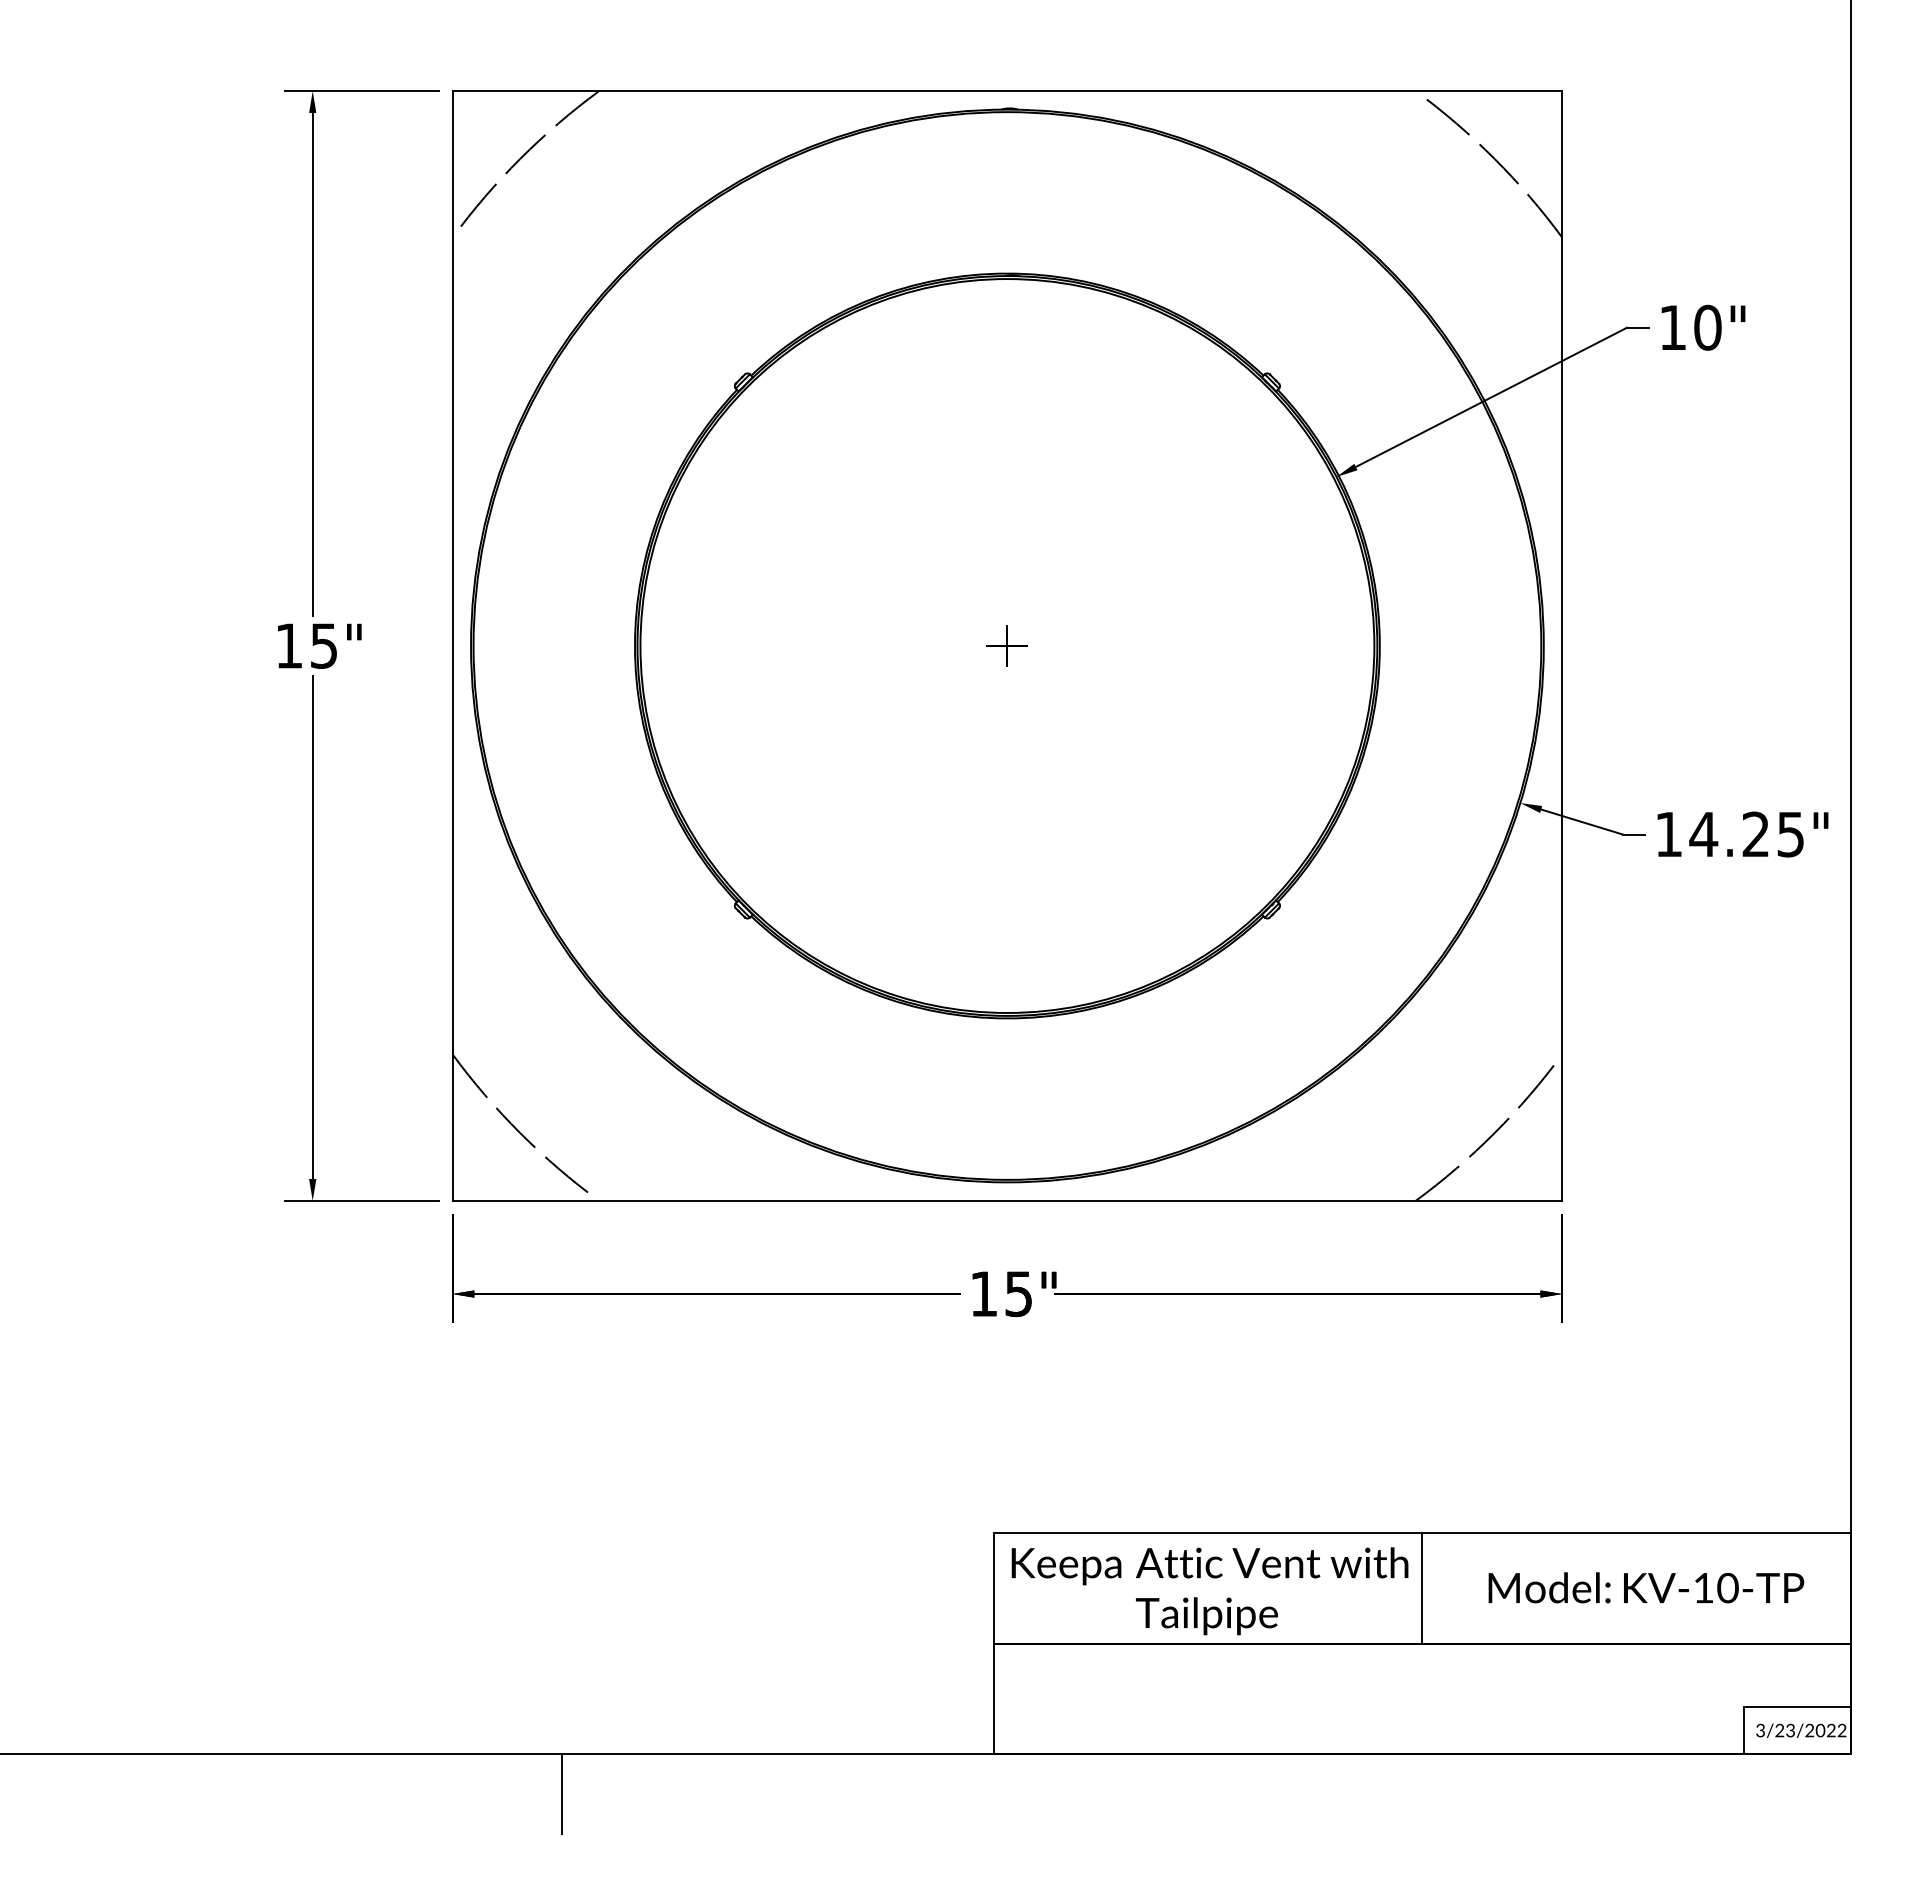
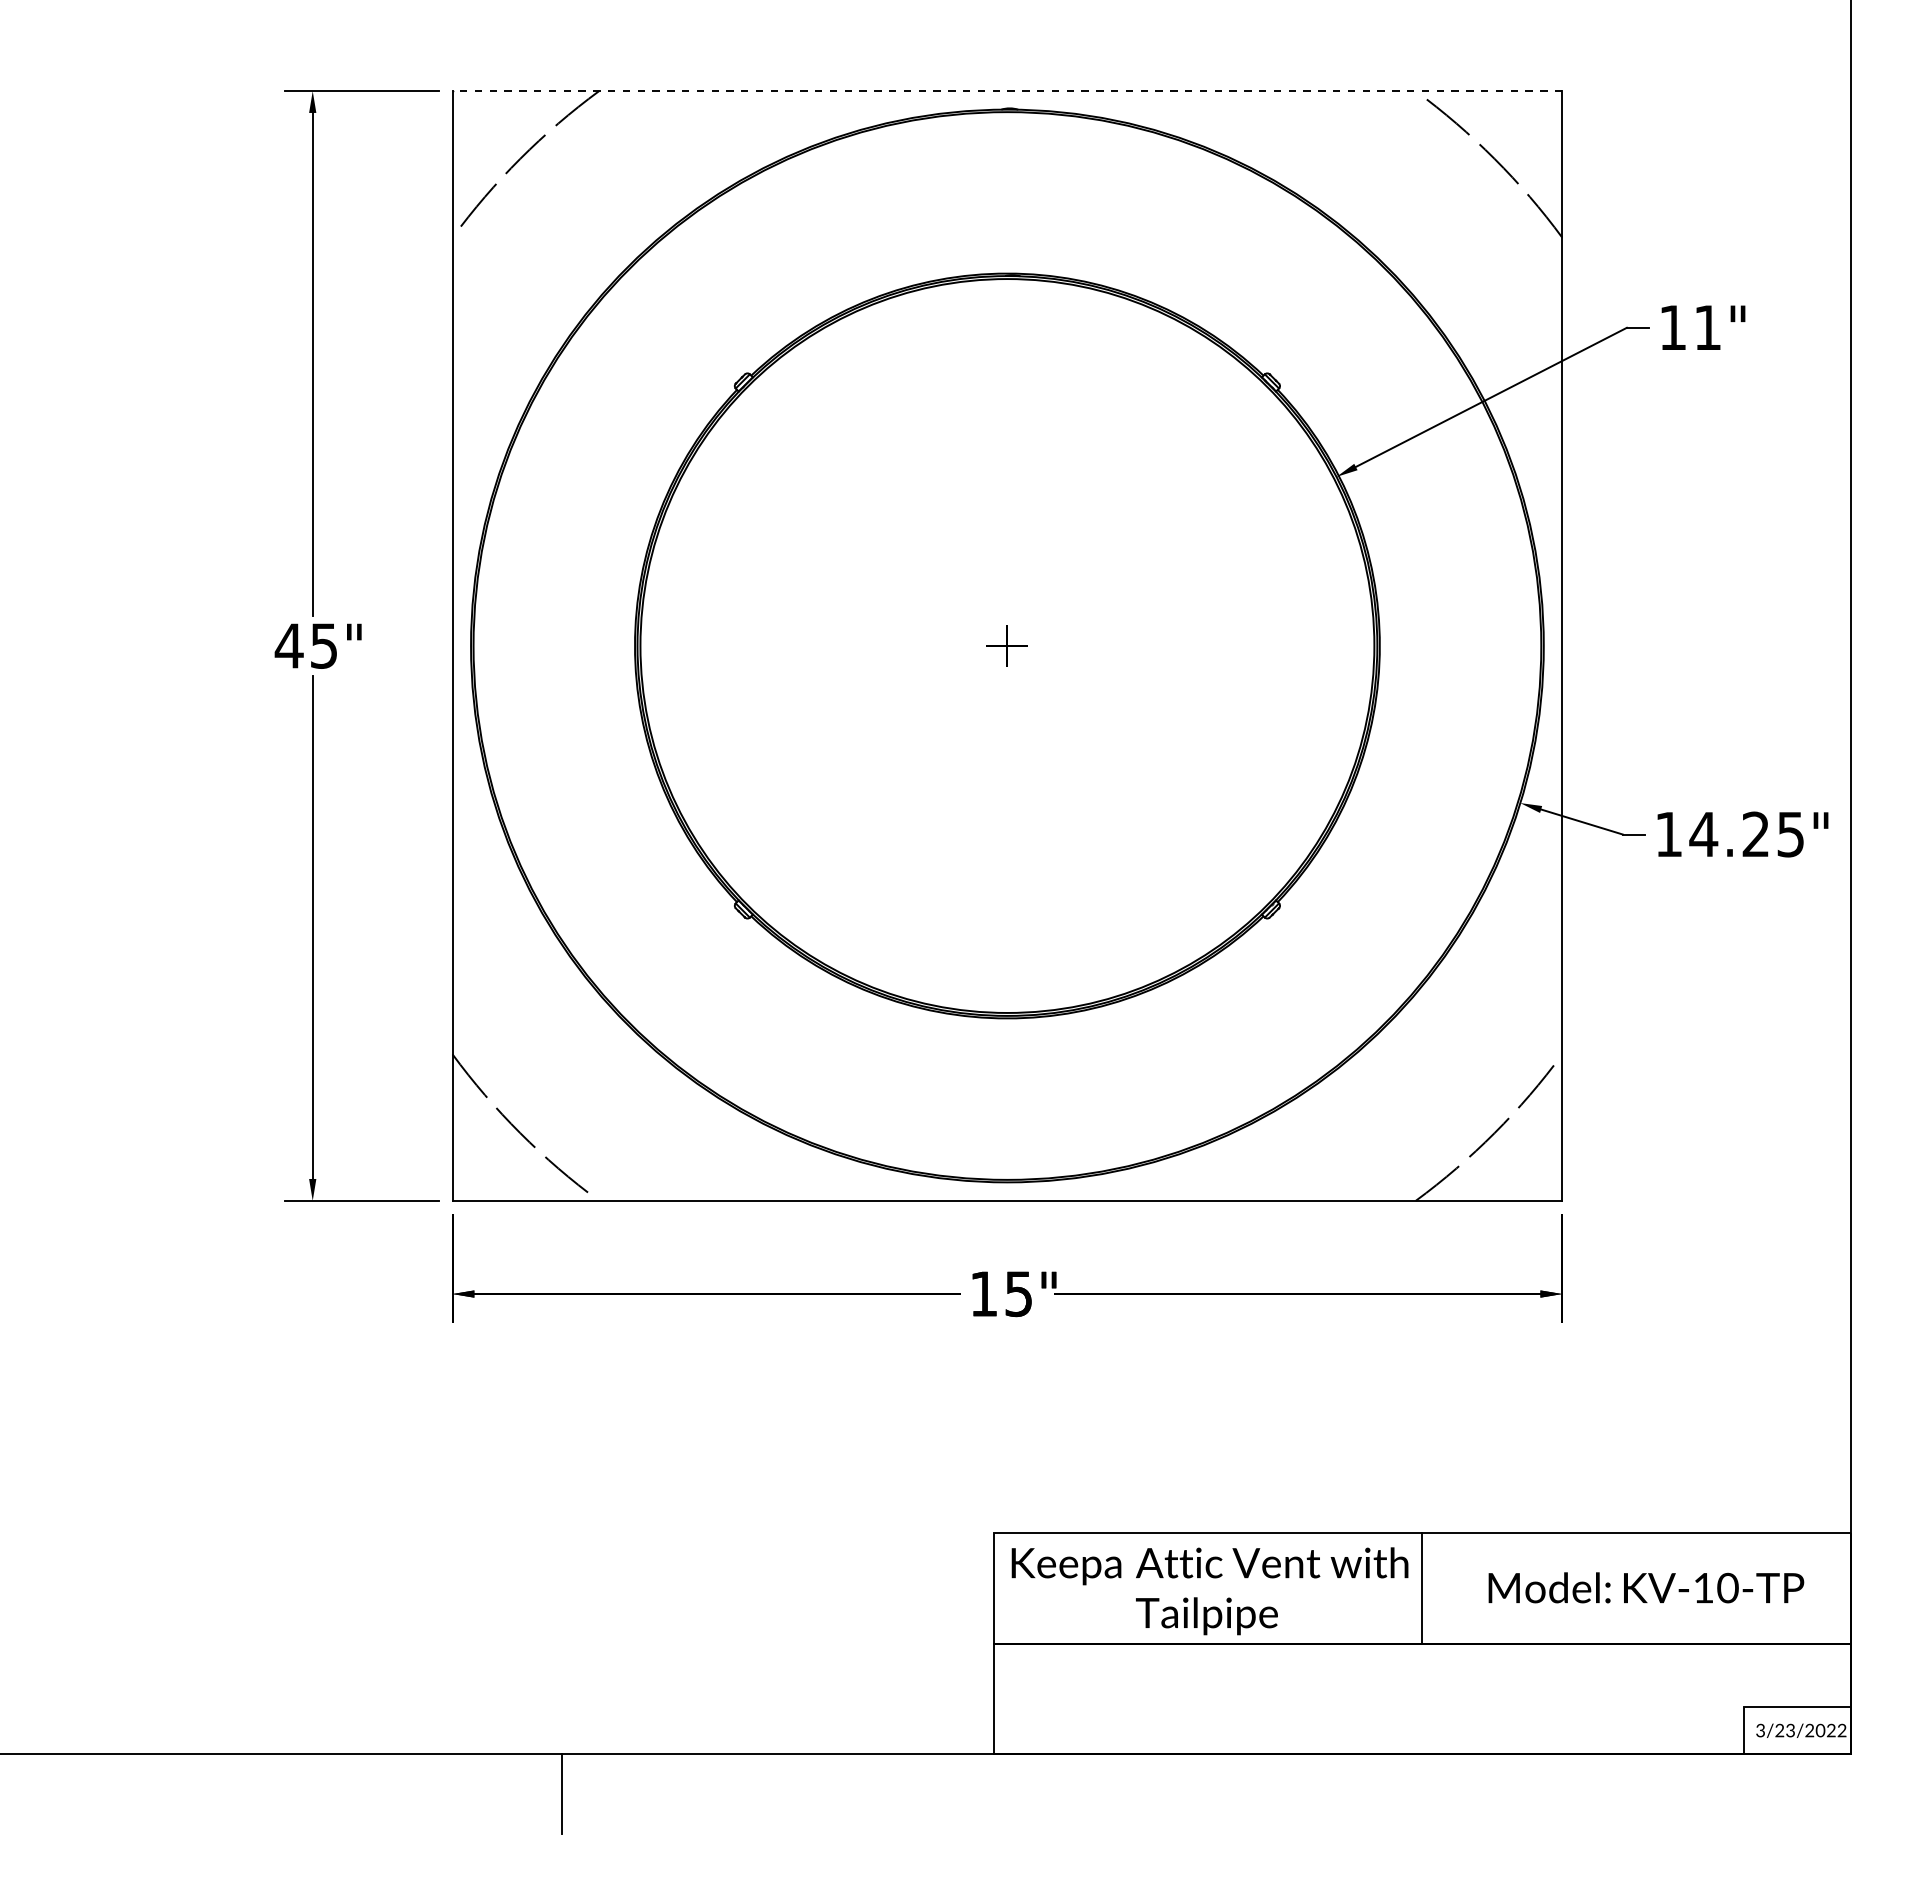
line: solid -> dashed (1007, 91)
text: 10" -> 11" (1707, 327)
text: 15" -> 45" (288, 645)
